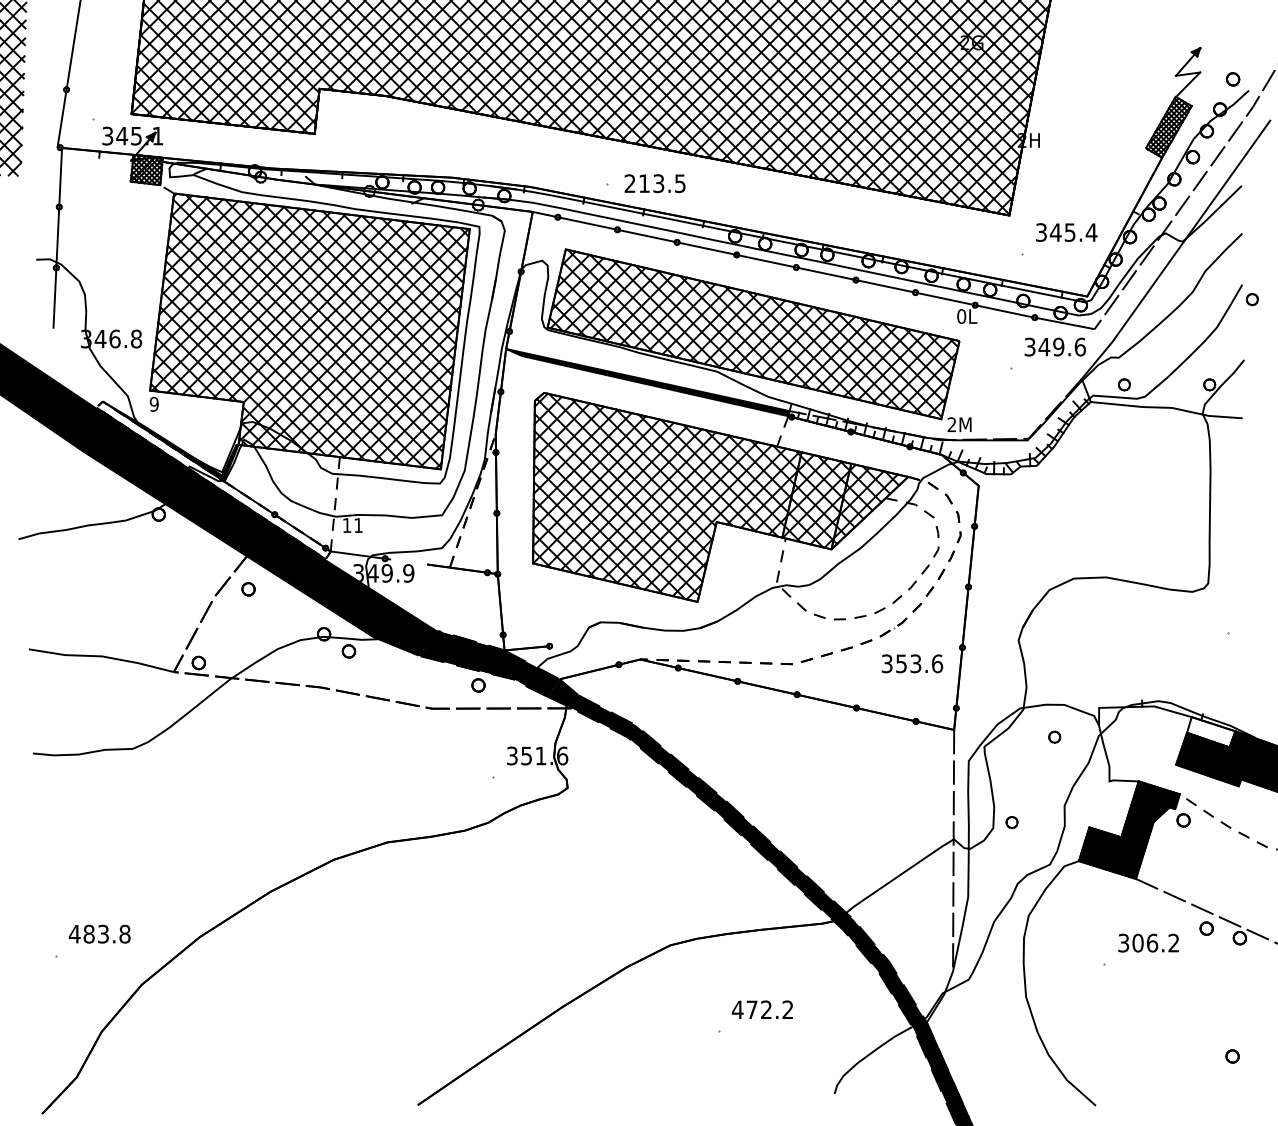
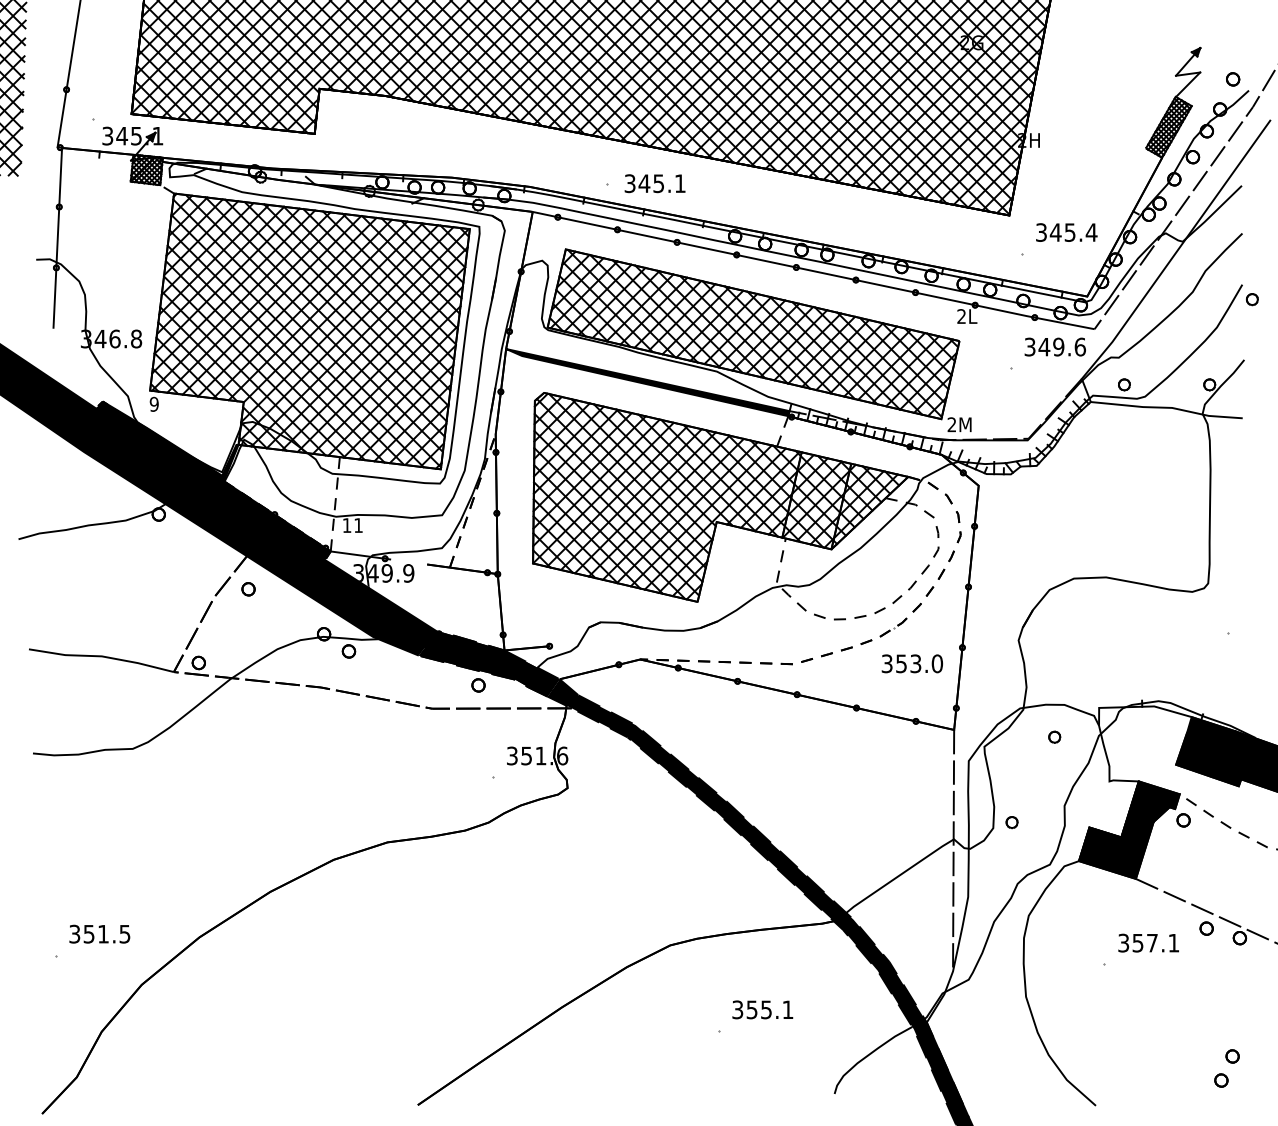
text: 213.5 -> 345.1 (654, 183)
text: 0L -> 2L (961, 316)
fill: none -> present (213, 480)
text: 353.6 -> 353.0 (937, 663)
fill: none -> present (1211, 732)
text: 483.8 -> 351.5 (99, 933)
text: 306.2 -> 357.1 (1155, 942)
text: 472.2 -> 355.1 (762, 1009)
part: none -> present (1221, 1080)
